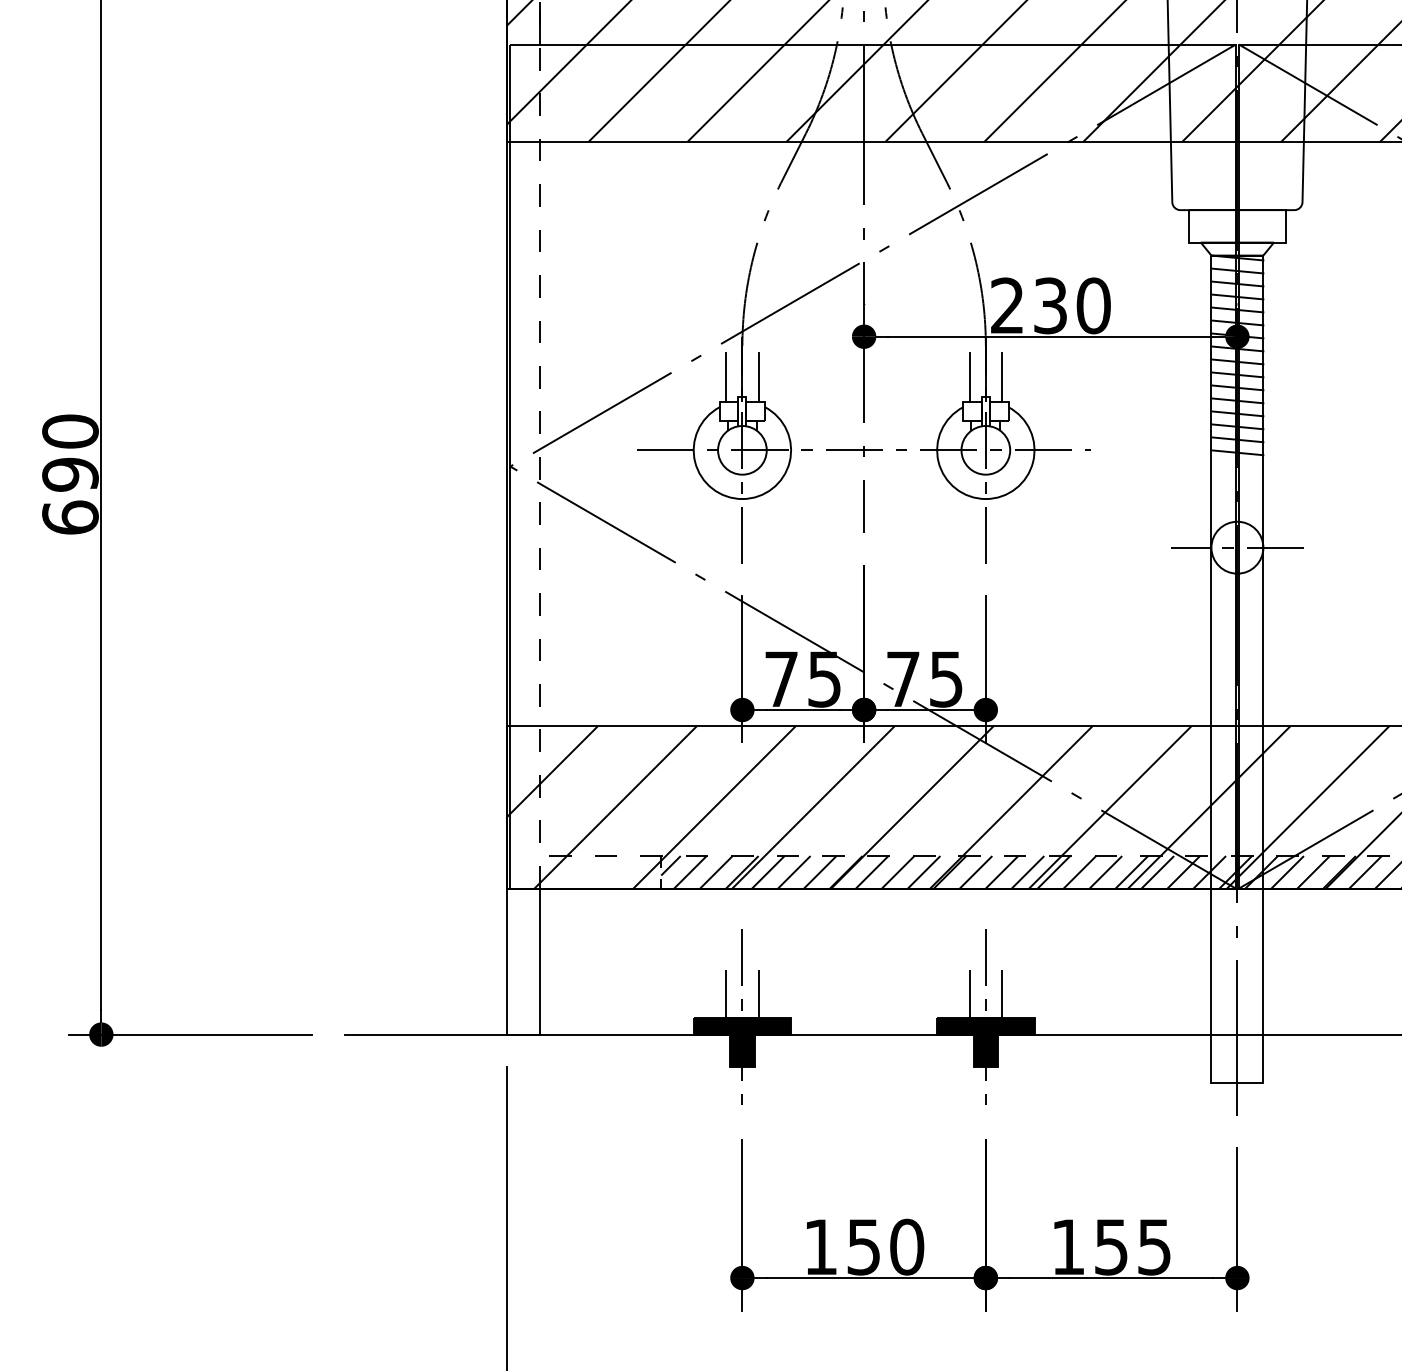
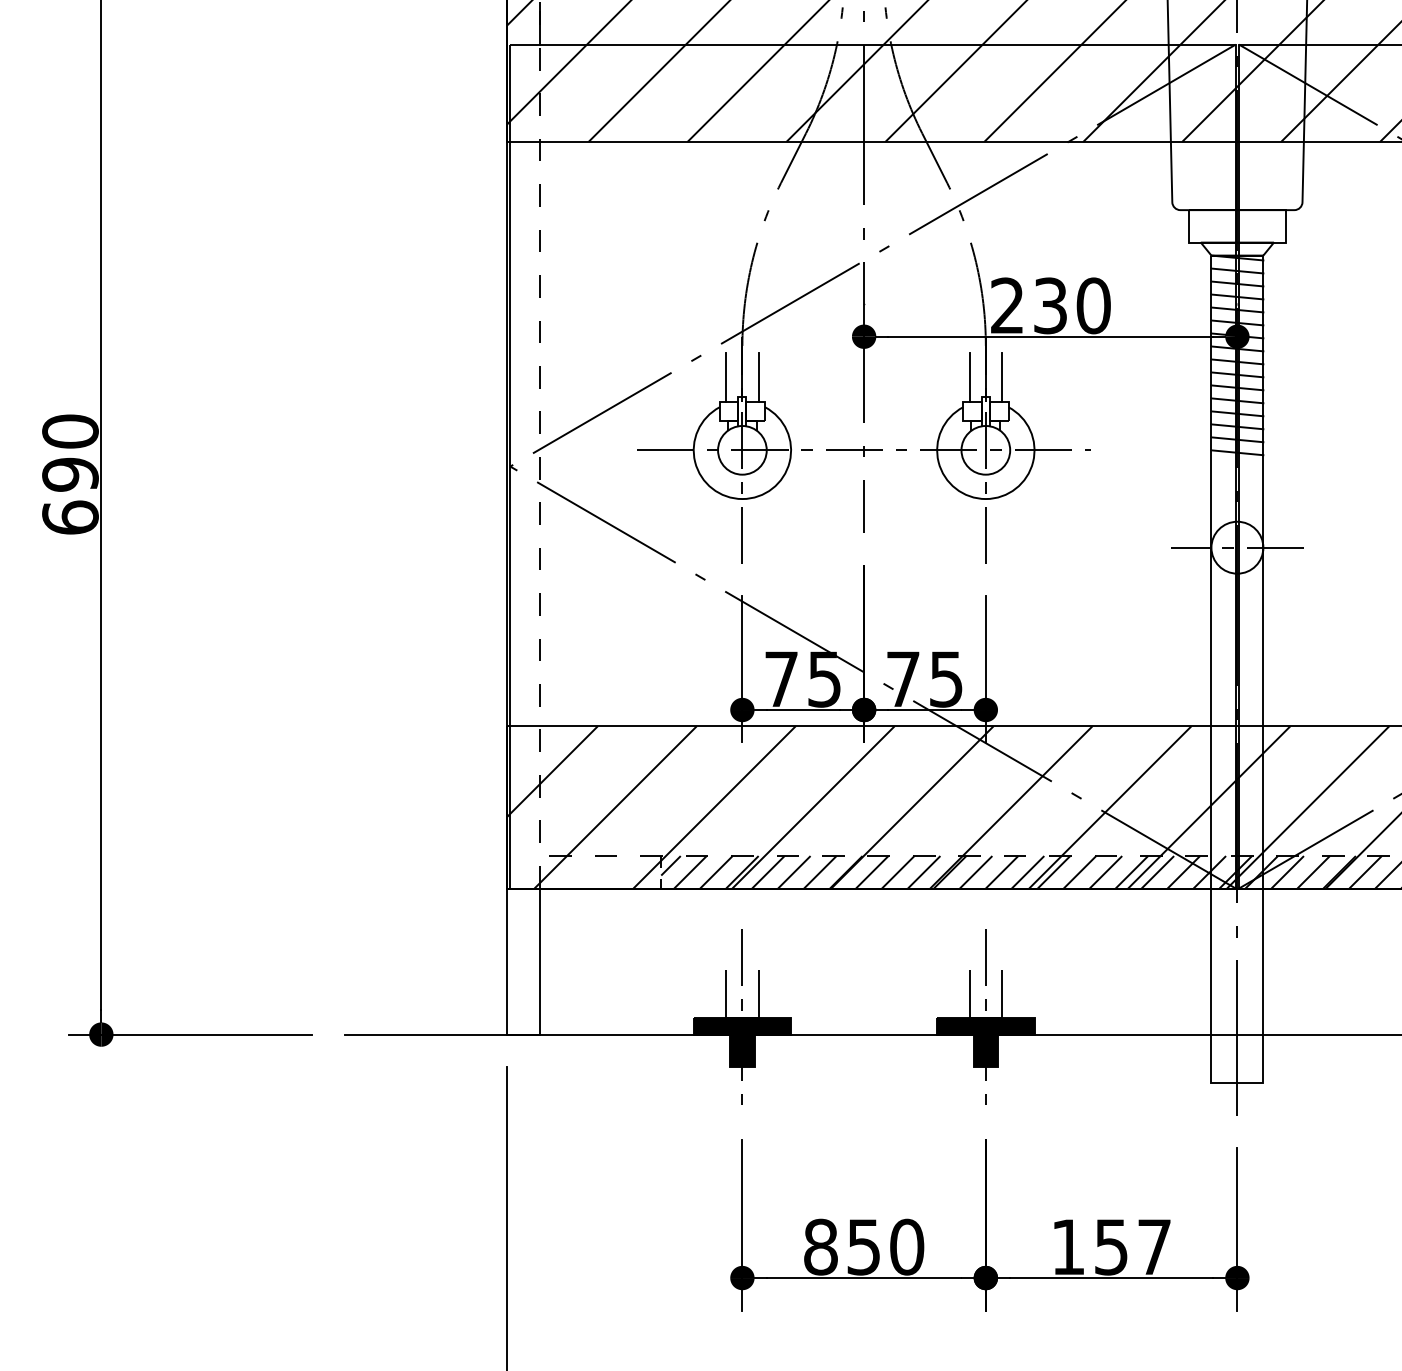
text: 150 -> 850 (820, 1246)
text: 155 -> 157 (1154, 1247)
